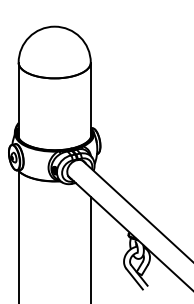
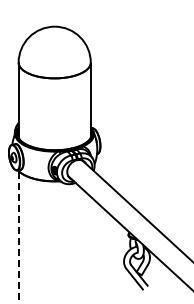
line: solid -> dashed (18, 236)
line: present -> none (90, 248)
